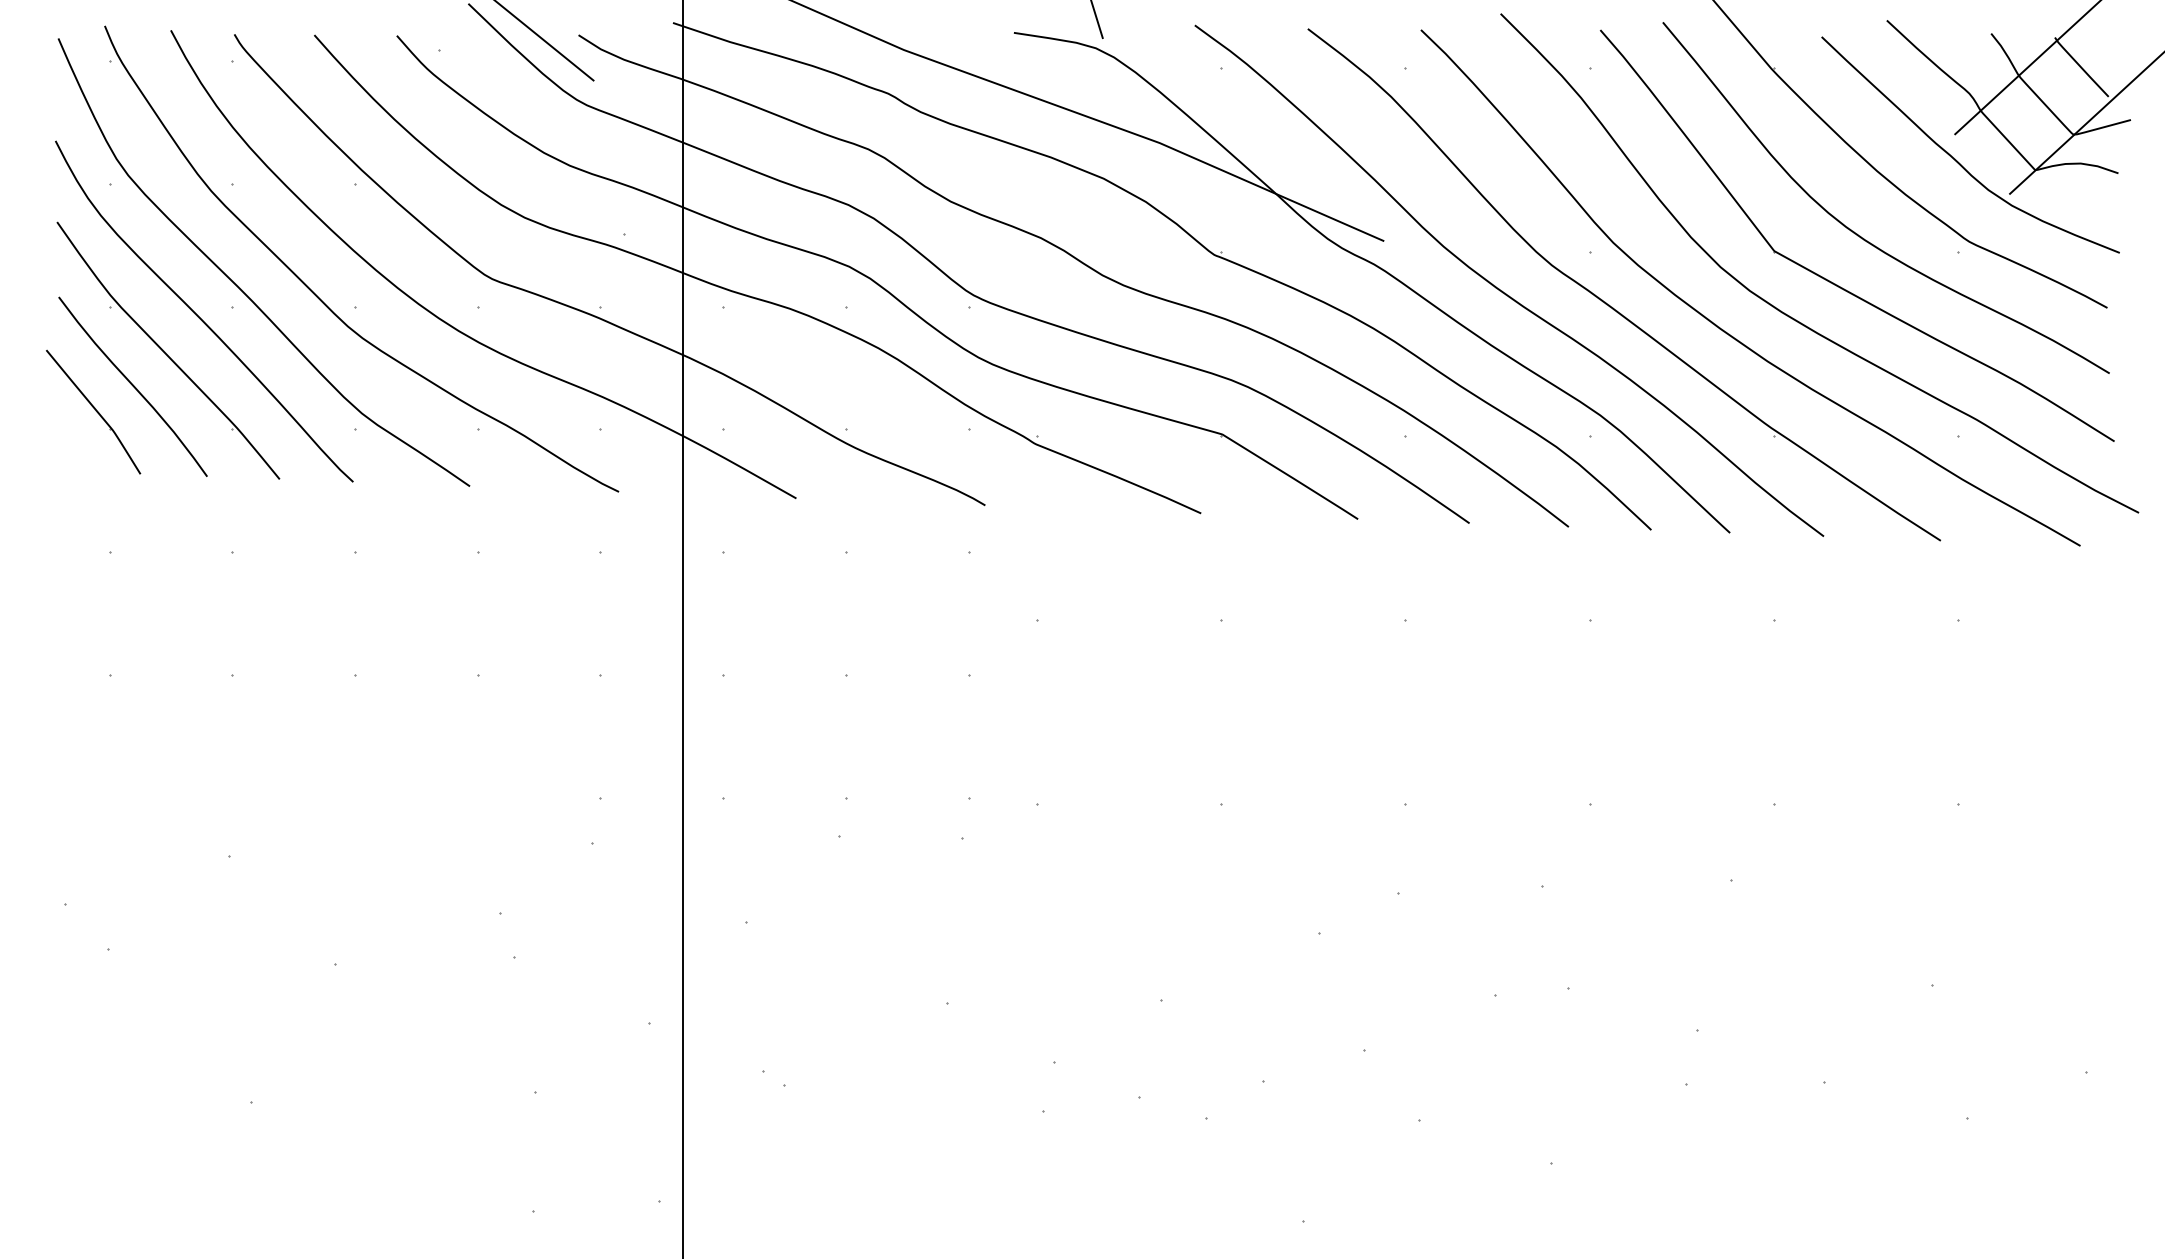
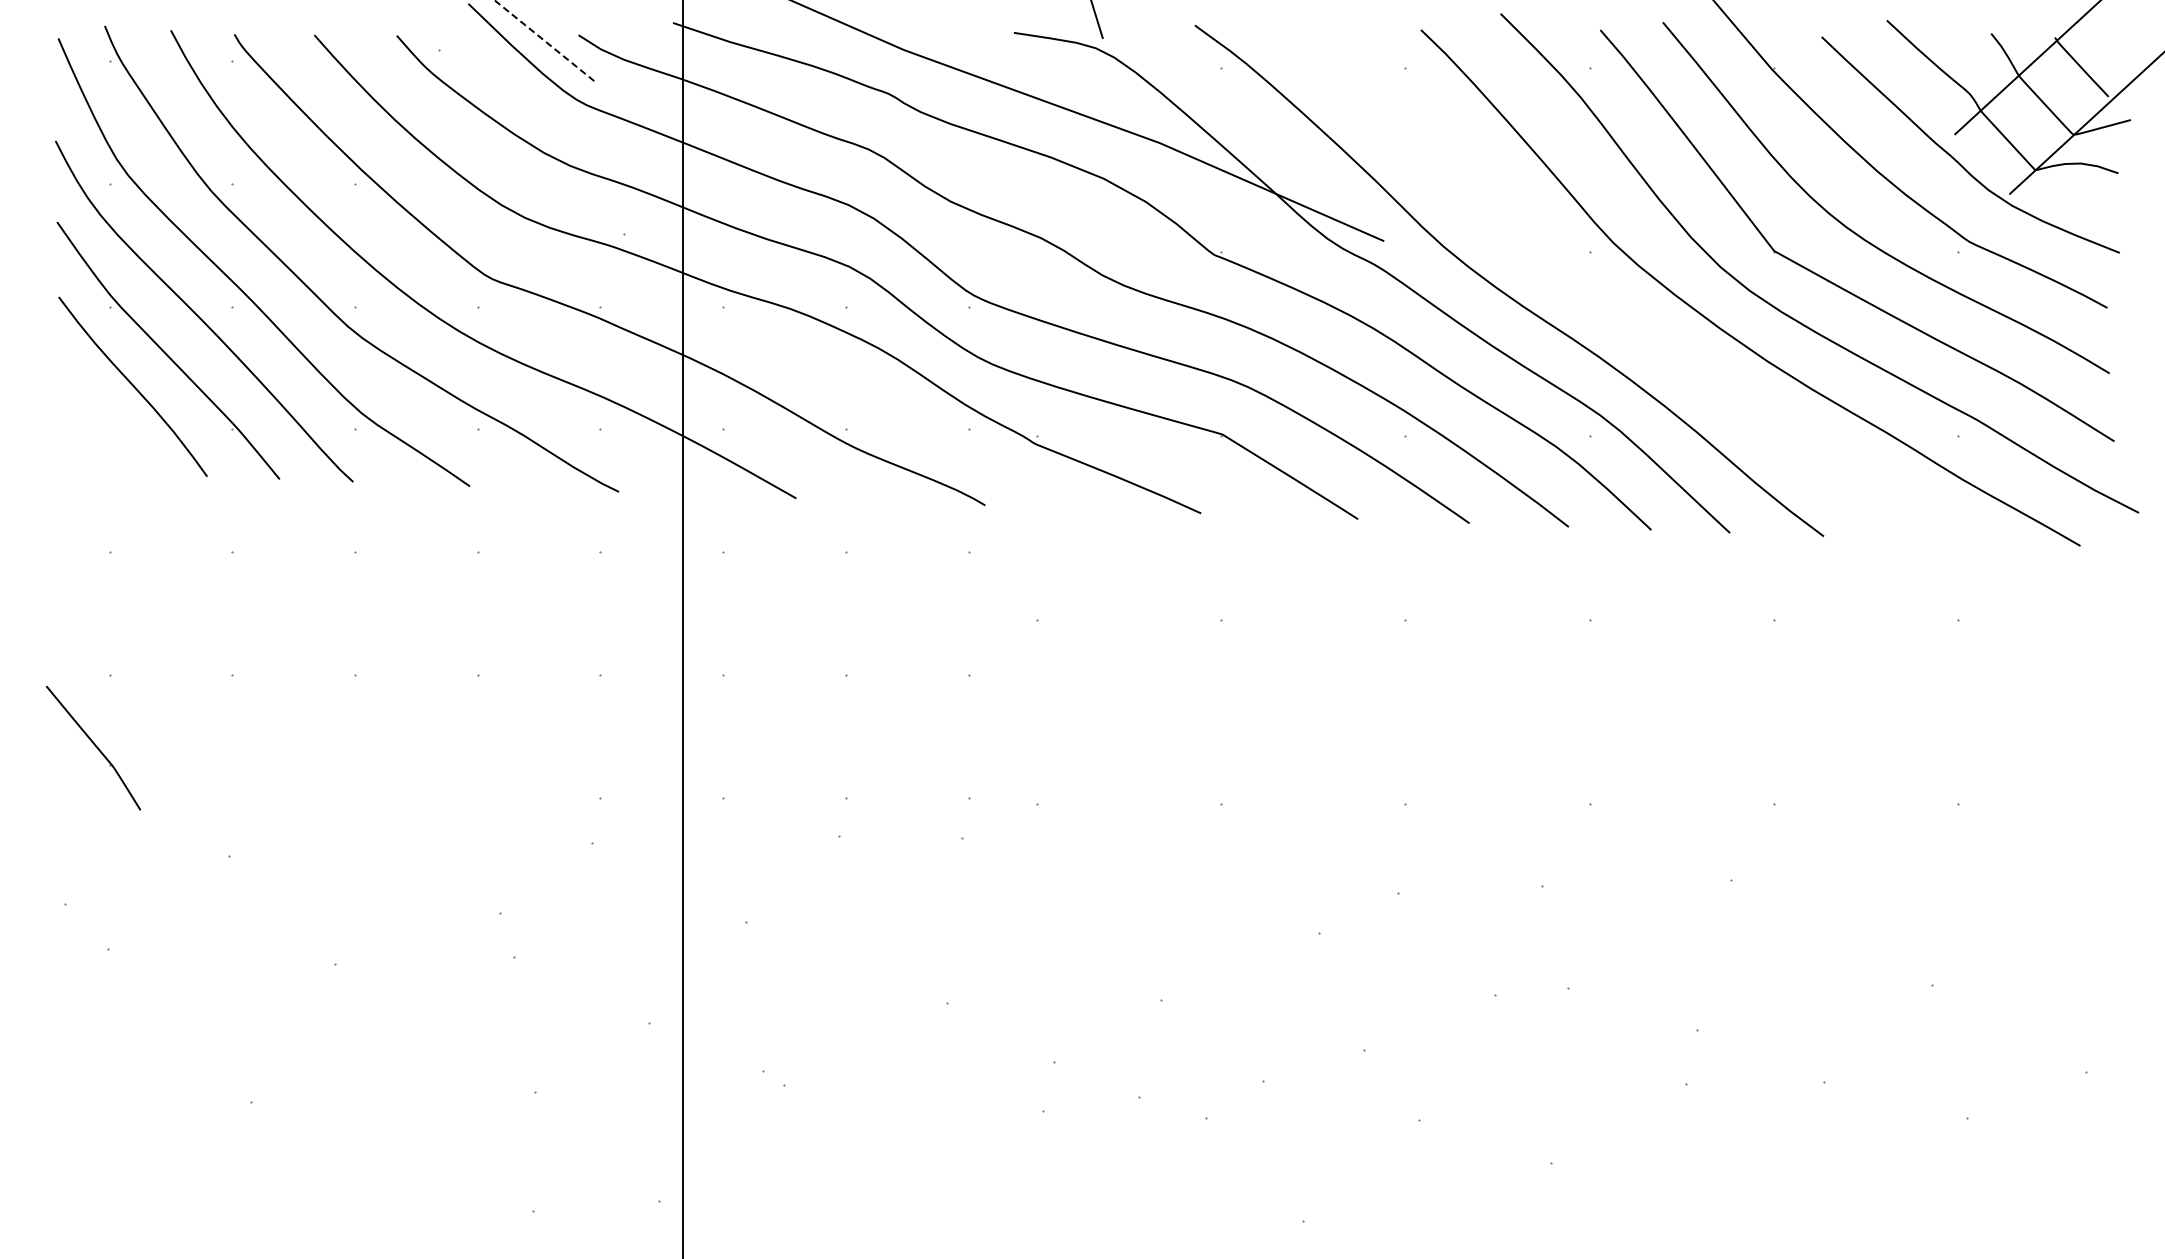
line: solid -> dashed (543, 40)
part: present -> none (1609, 304)
part position: (93, 411) -> (93, 747) (93, 747)
